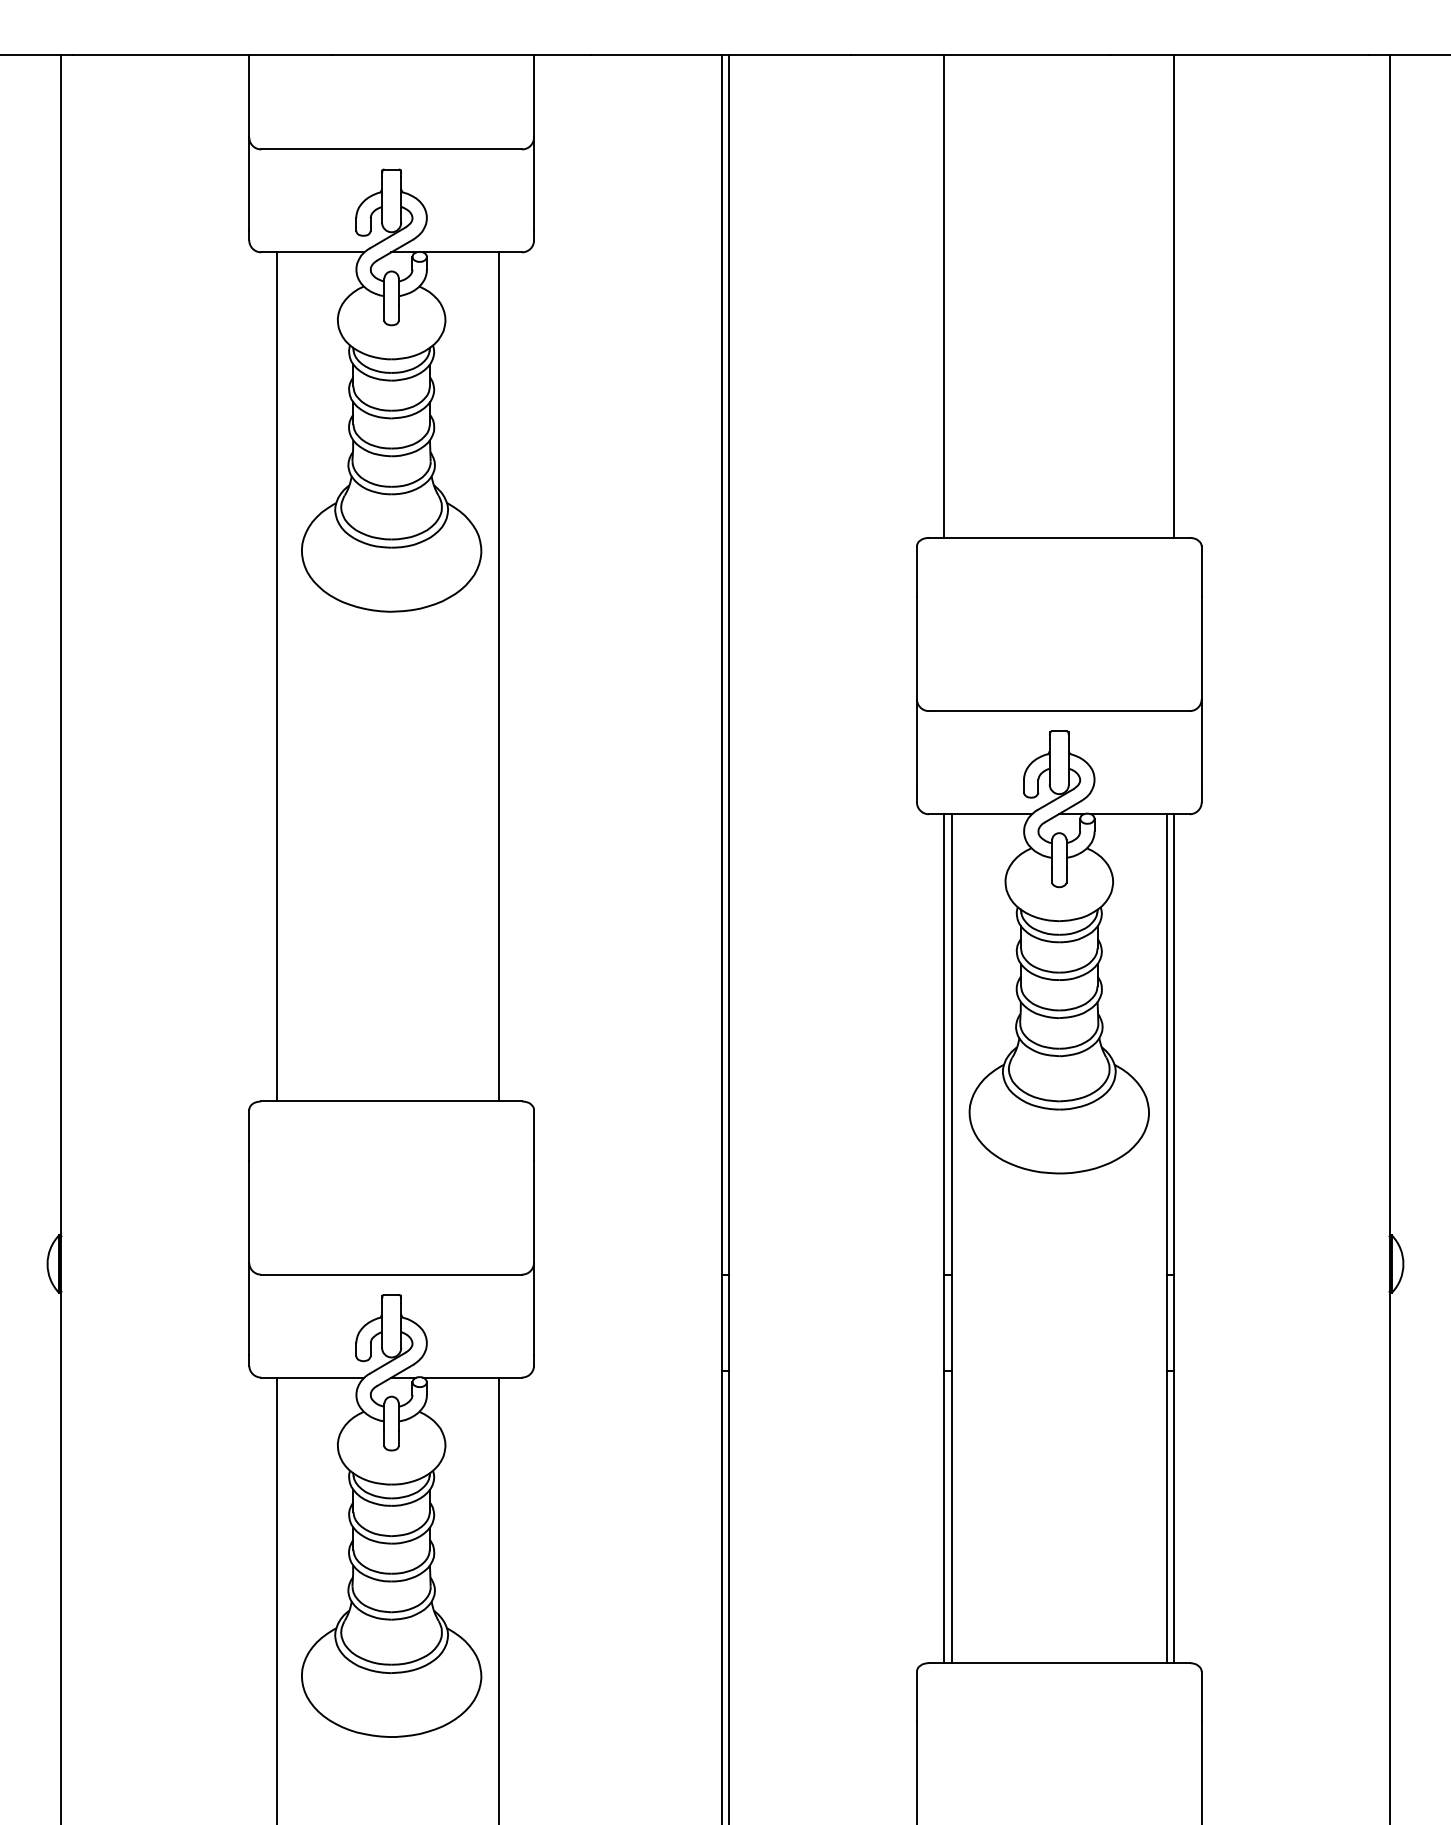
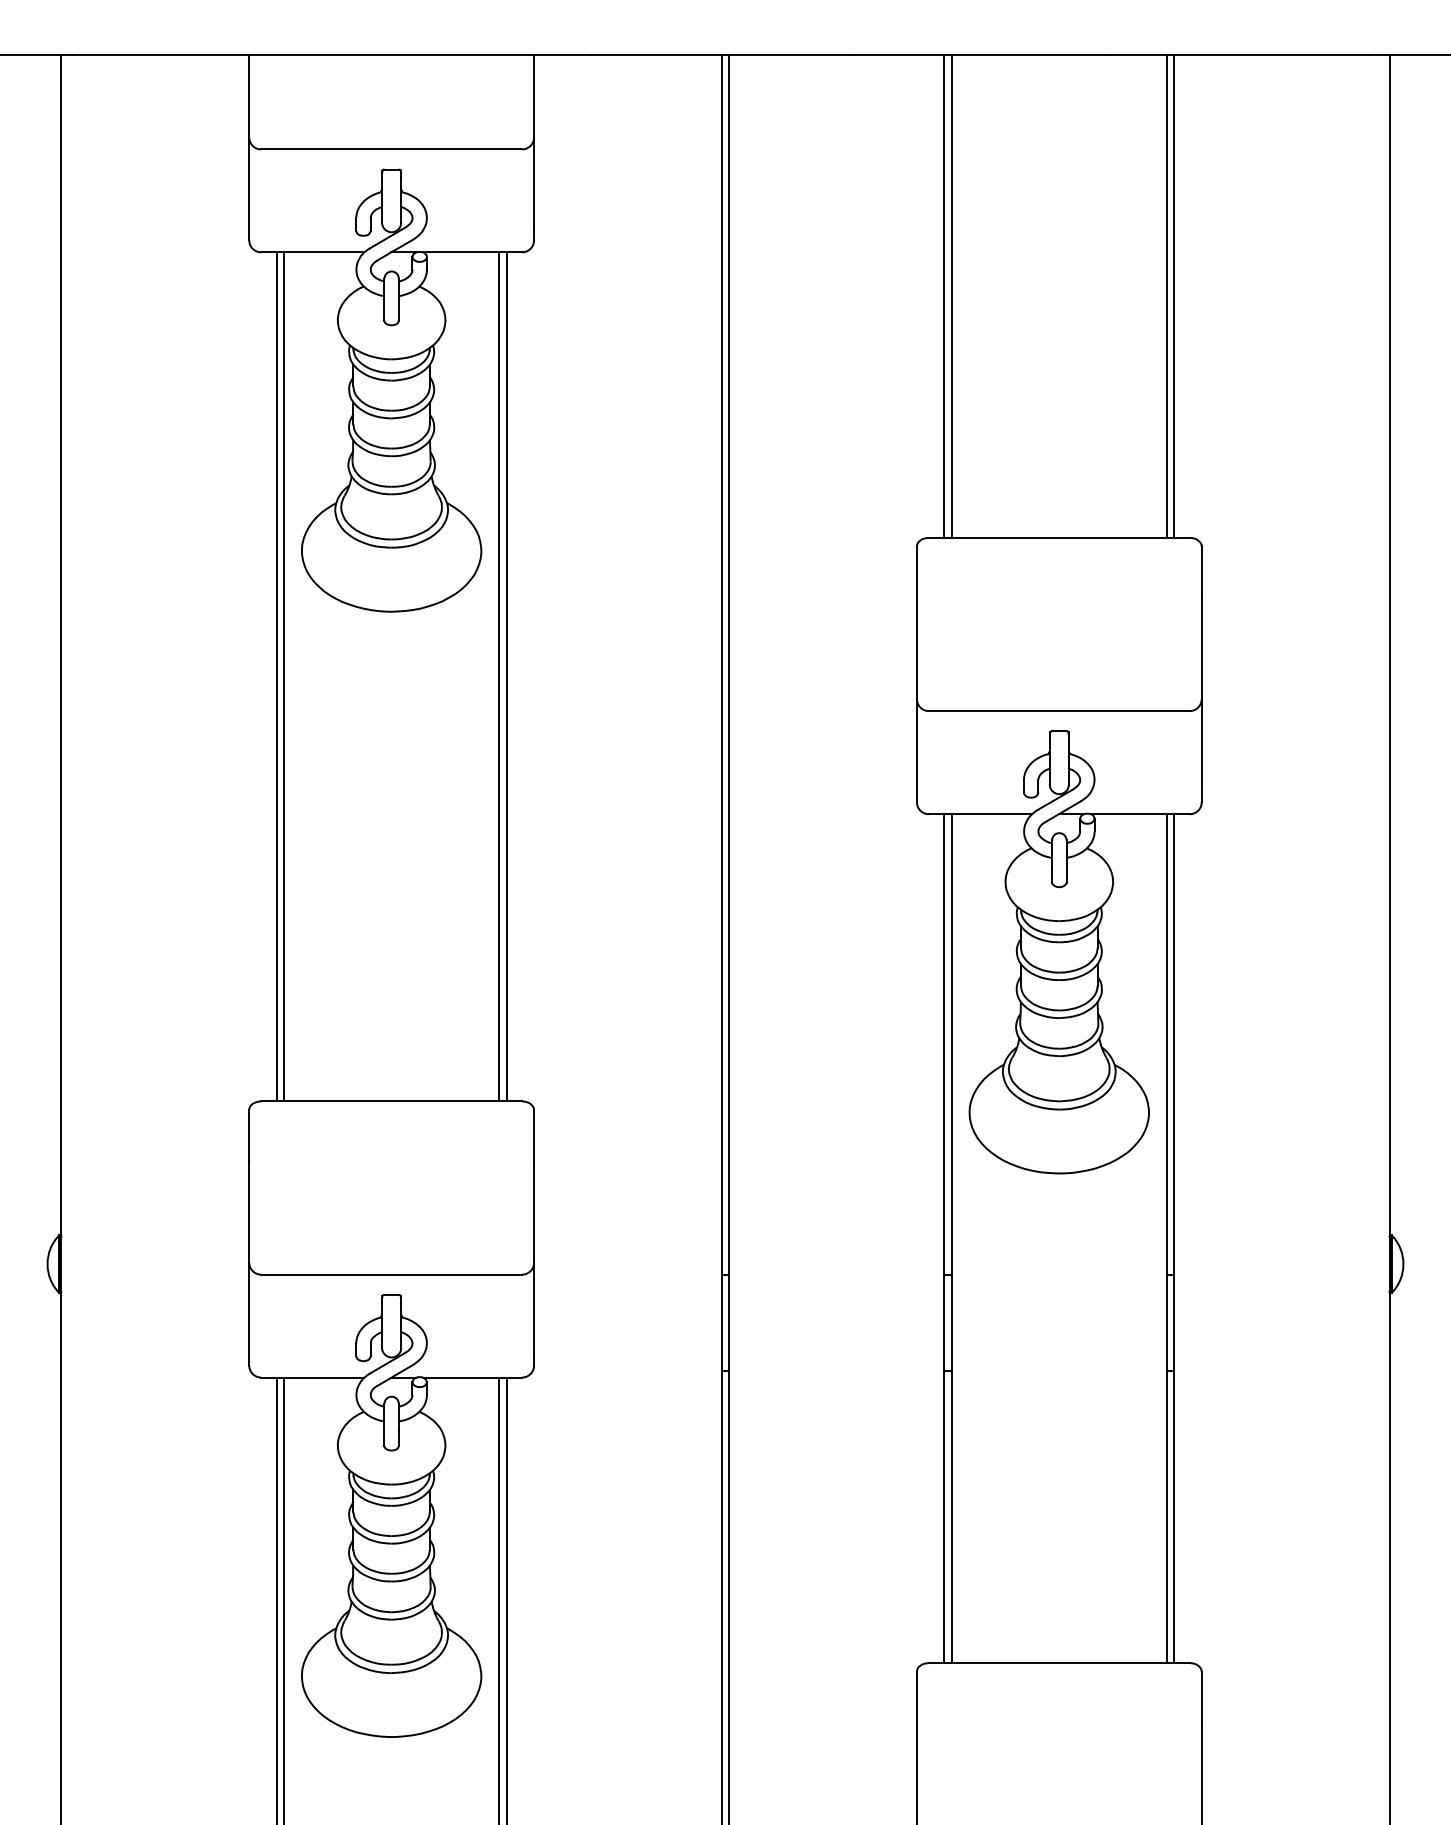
line: none -> present (951, 295)
line: none -> present (1167, 295)
line: none -> present (283, 676)
line: none -> present (506, 676)
line: none -> present (283, 1599)
line: none -> present (506, 1599)
